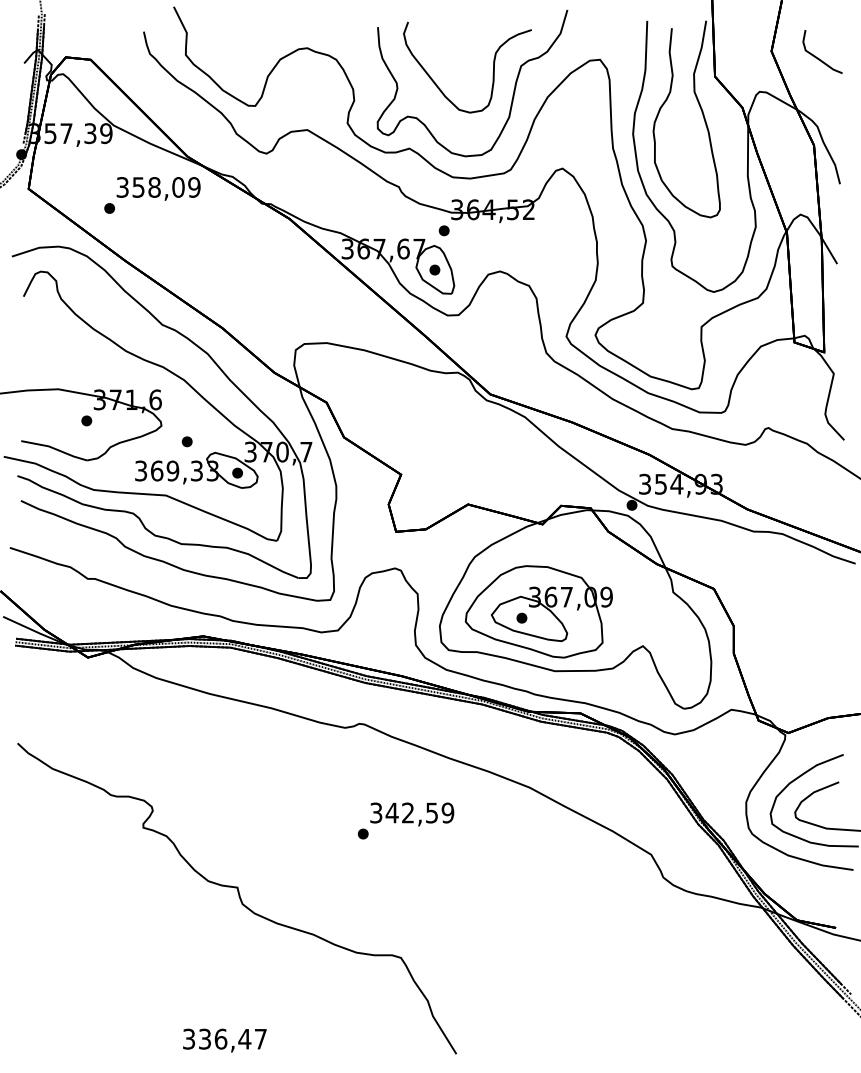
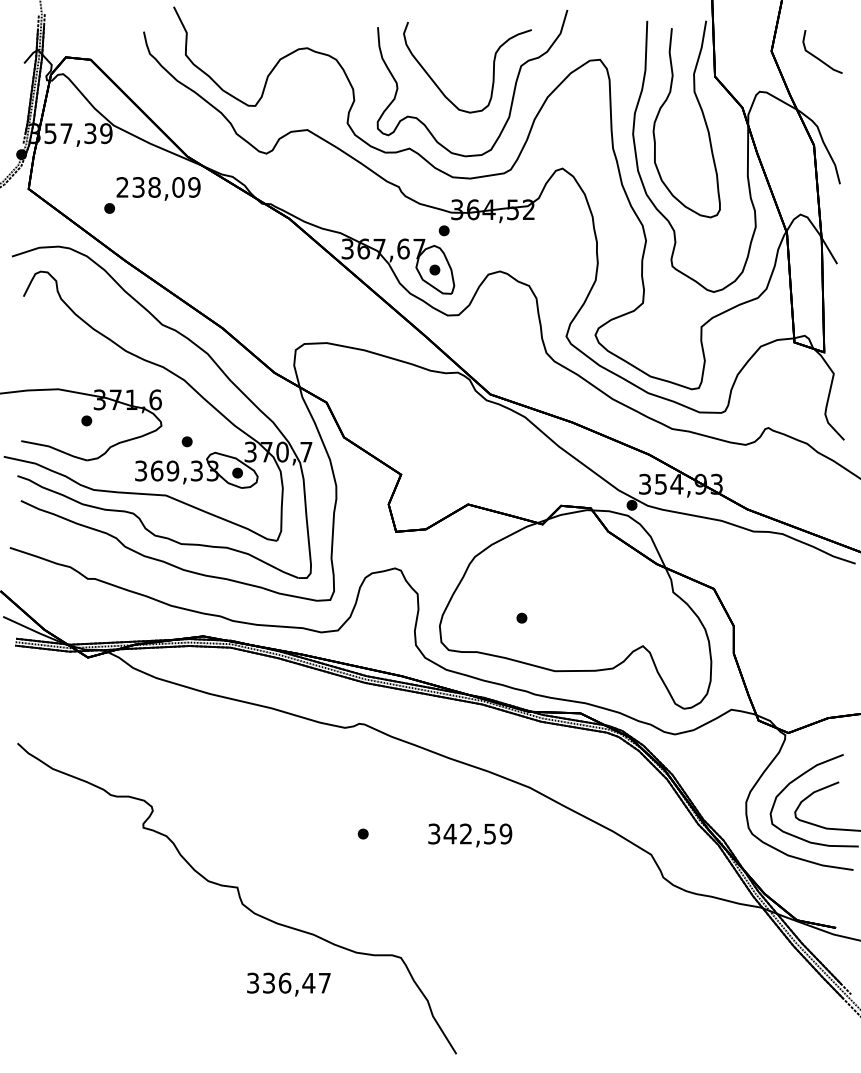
text: 358,09 -> 238,09 (130, 187)
part: present -> none (538, 611)
text position: (412, 814) -> (470, 835) (470, 835)
text position: (224, 1040) -> (288, 984) (288, 984)
